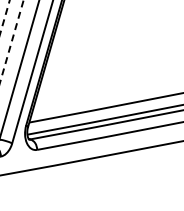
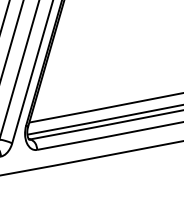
line: dashed -> solid (4, 17)
line: dashed -> solid (11, 41)
